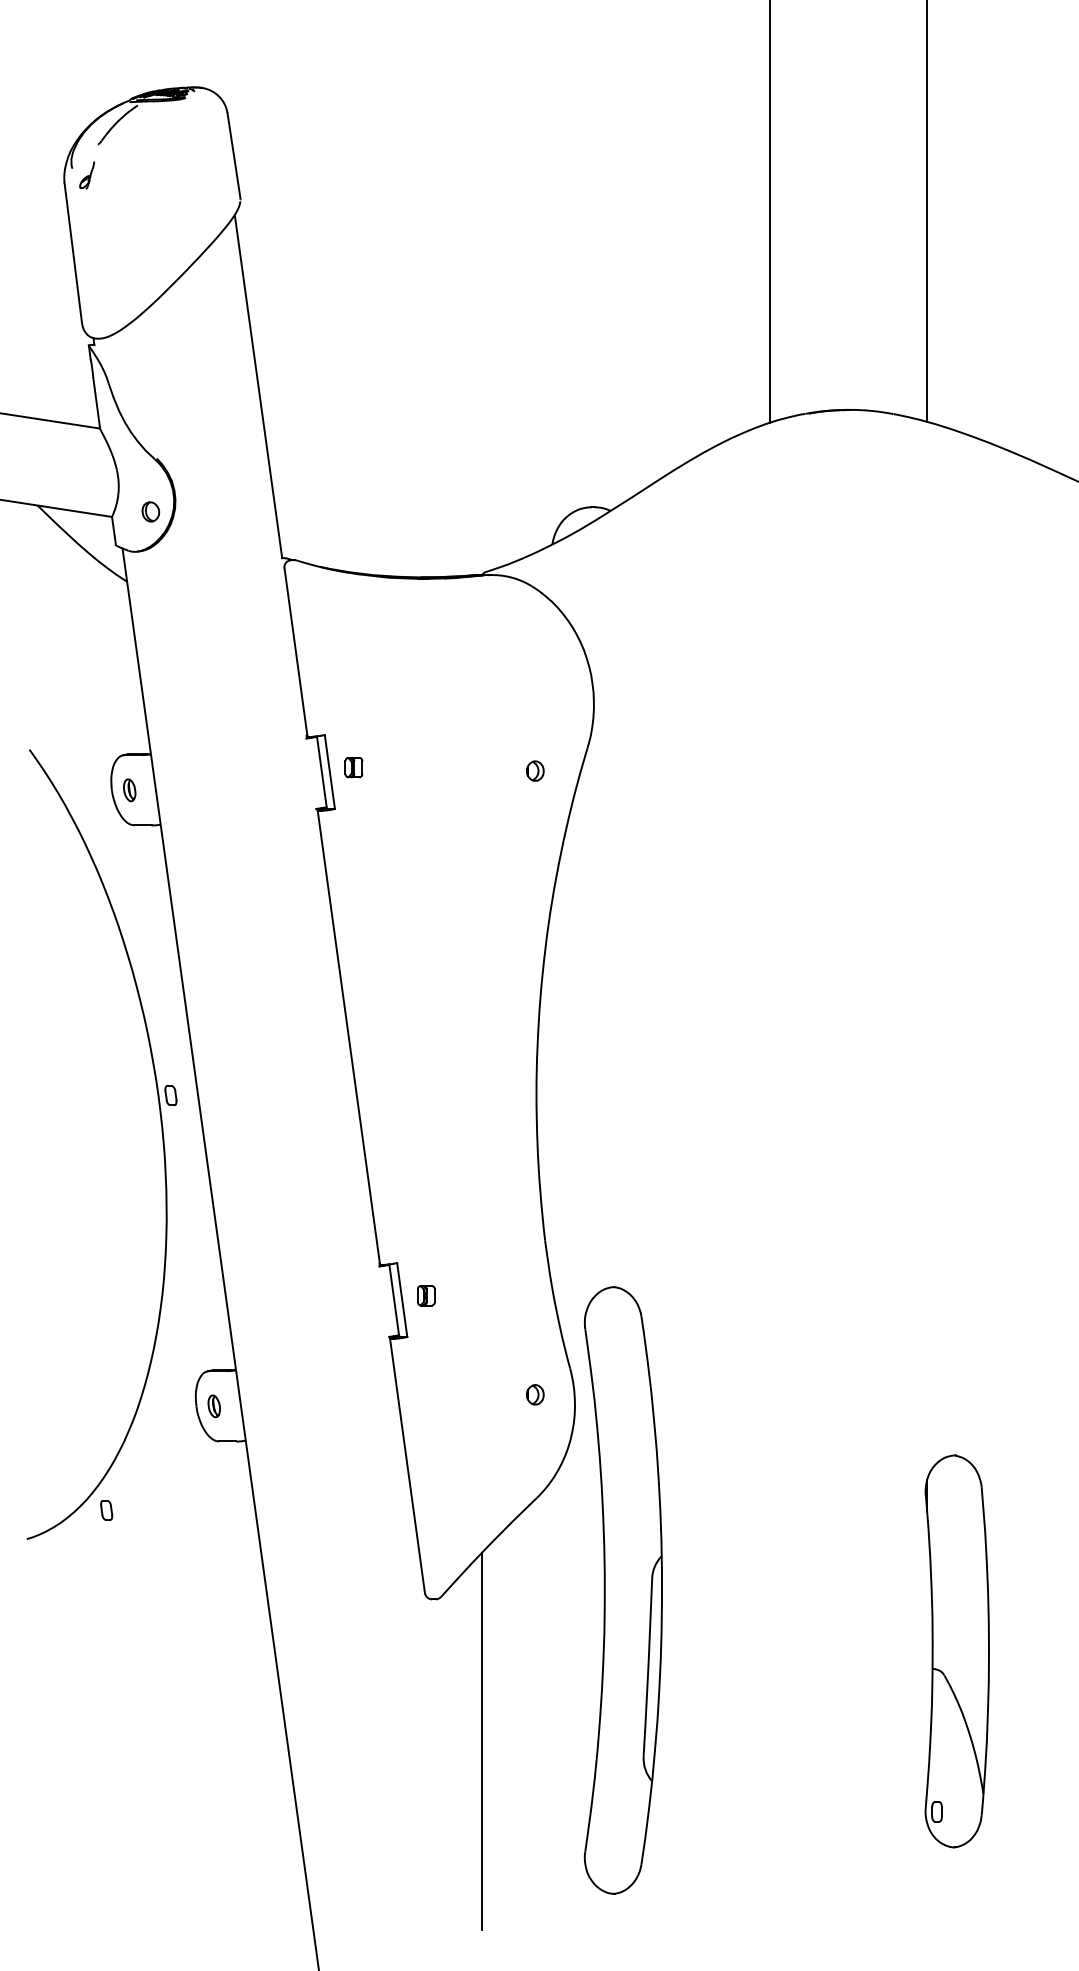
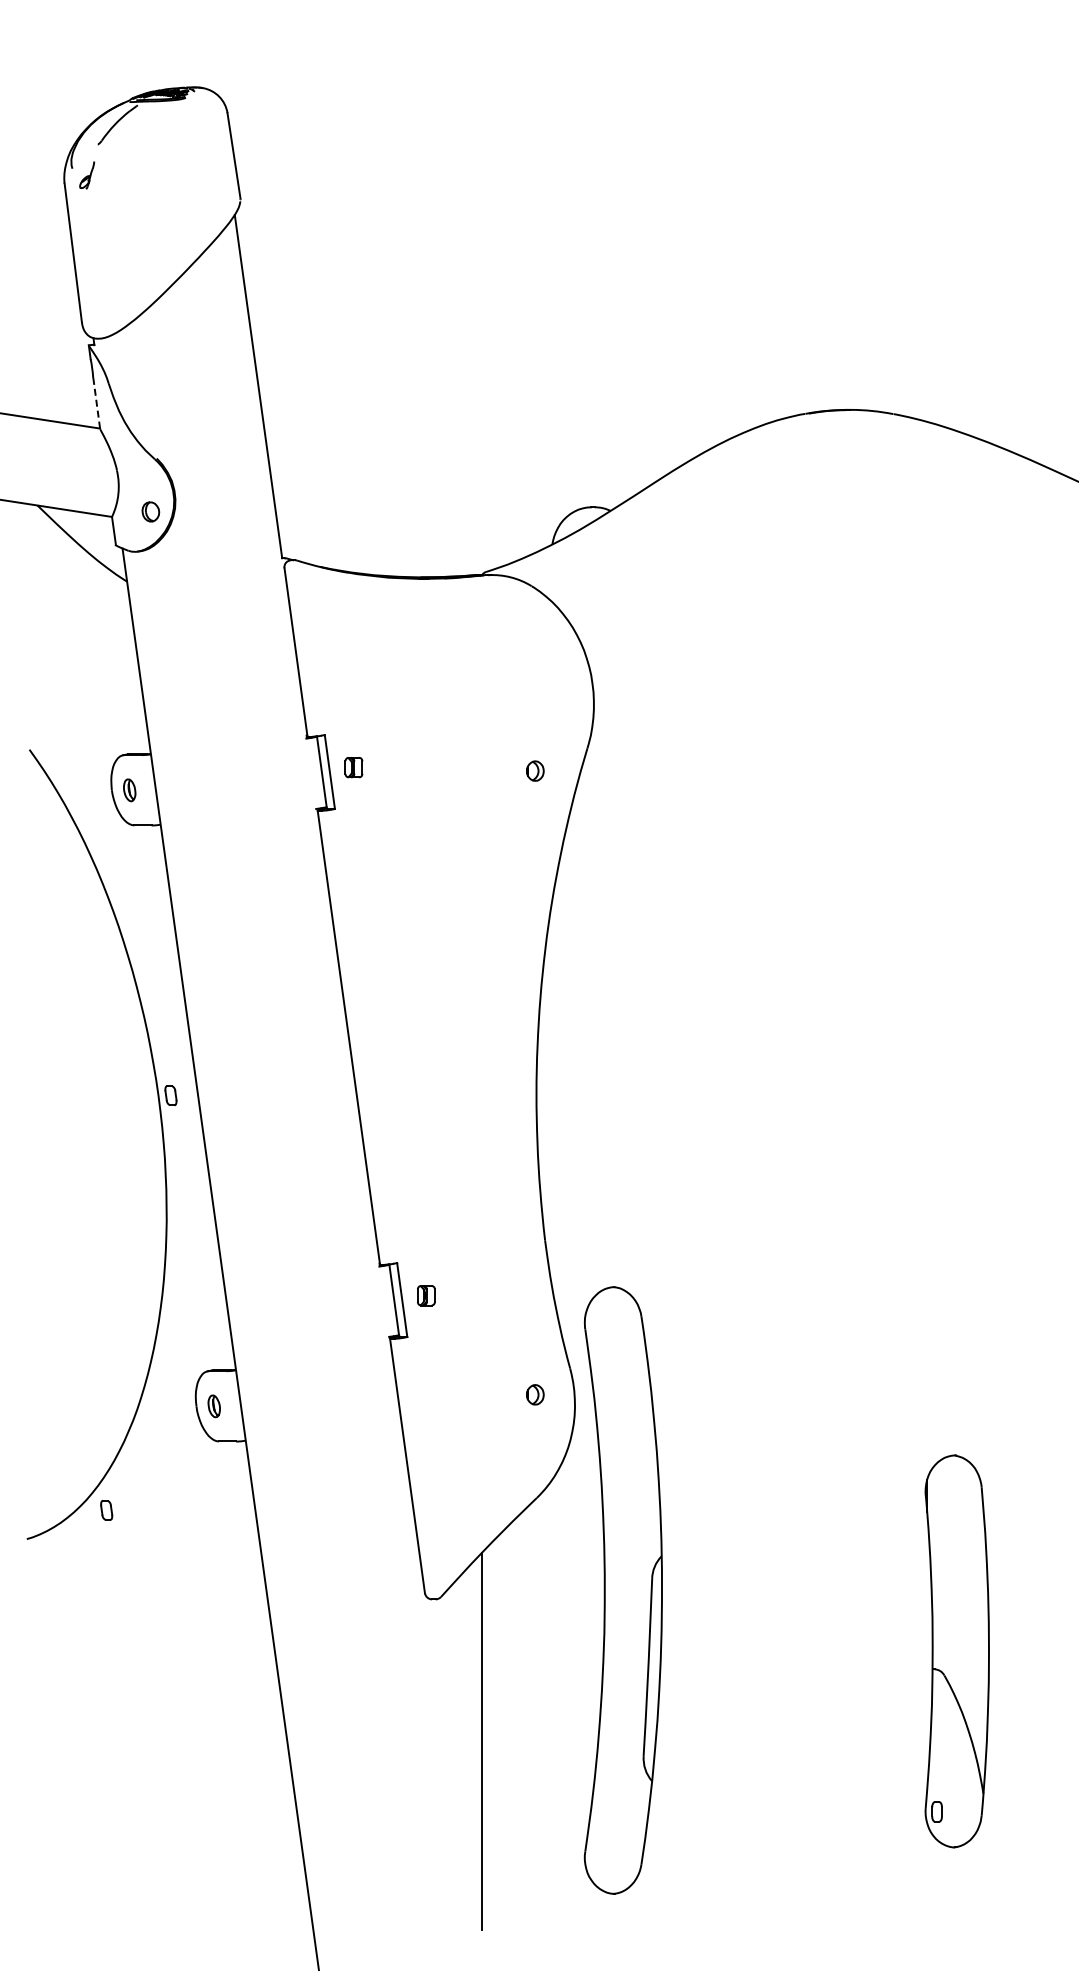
line: present -> none (927, 211)
line: present -> none (770, 212)
line: solid -> dashed (96, 403)
